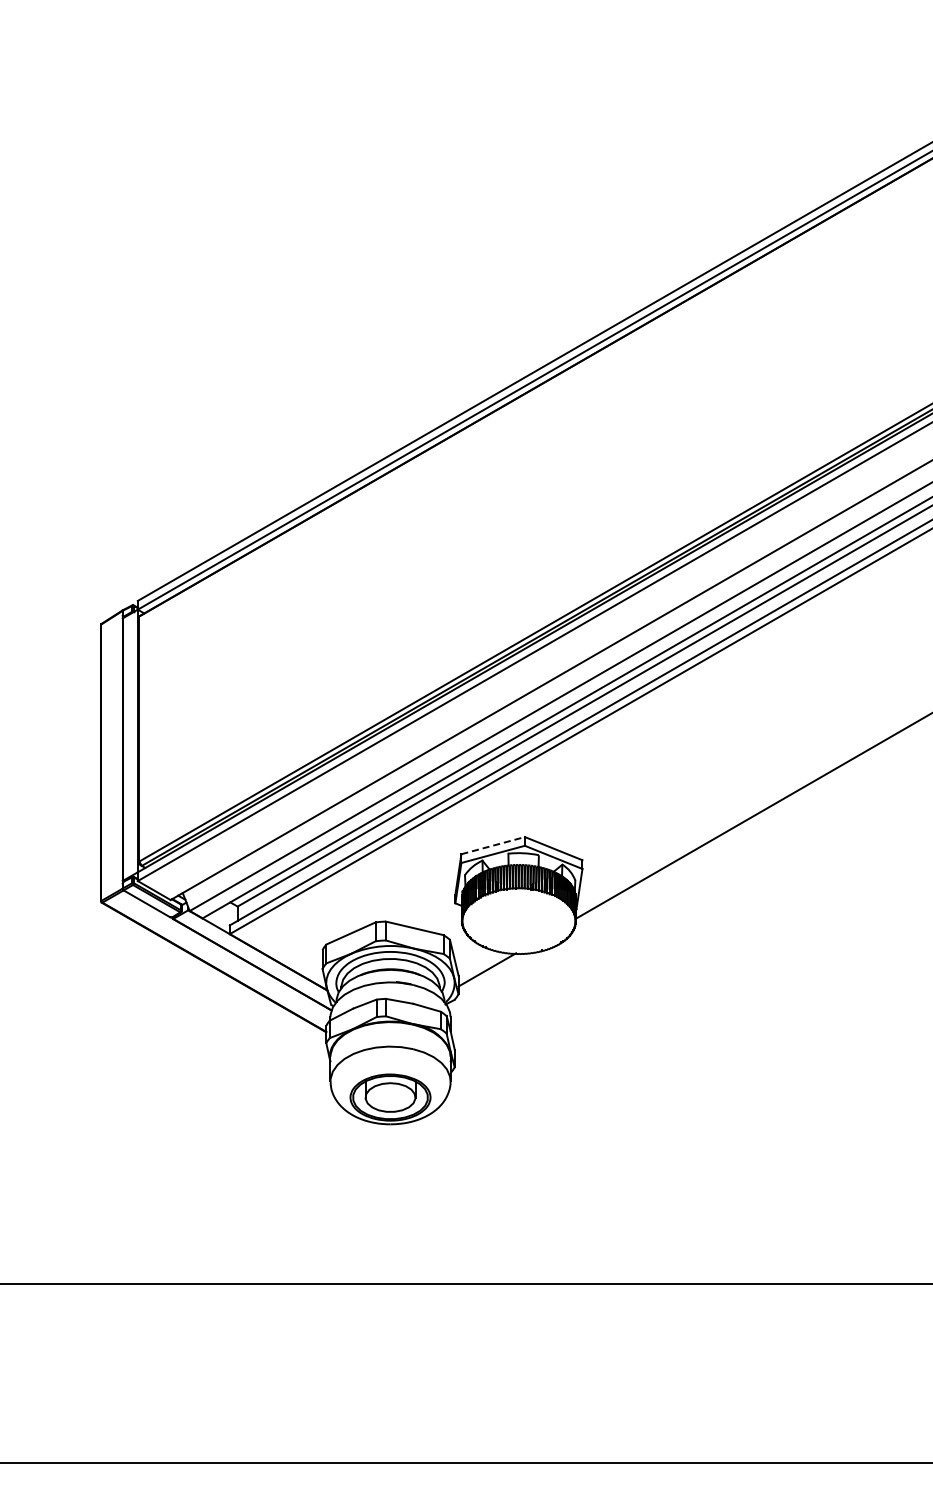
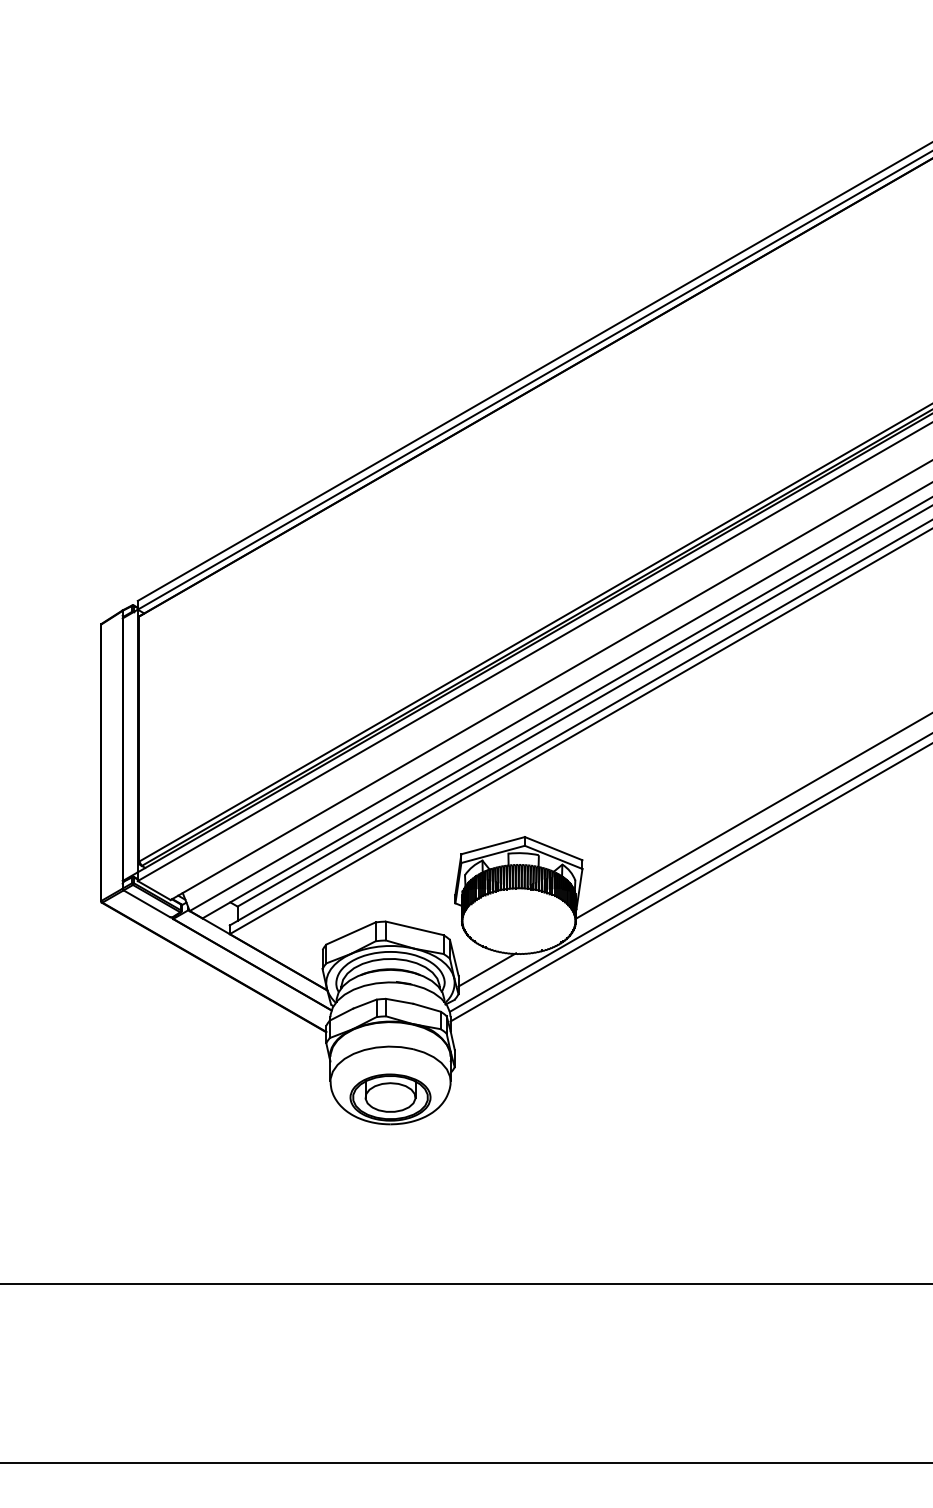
line: dashed -> solid (493, 845)
line: none -> present (689, 872)
line: none -> present (689, 882)
